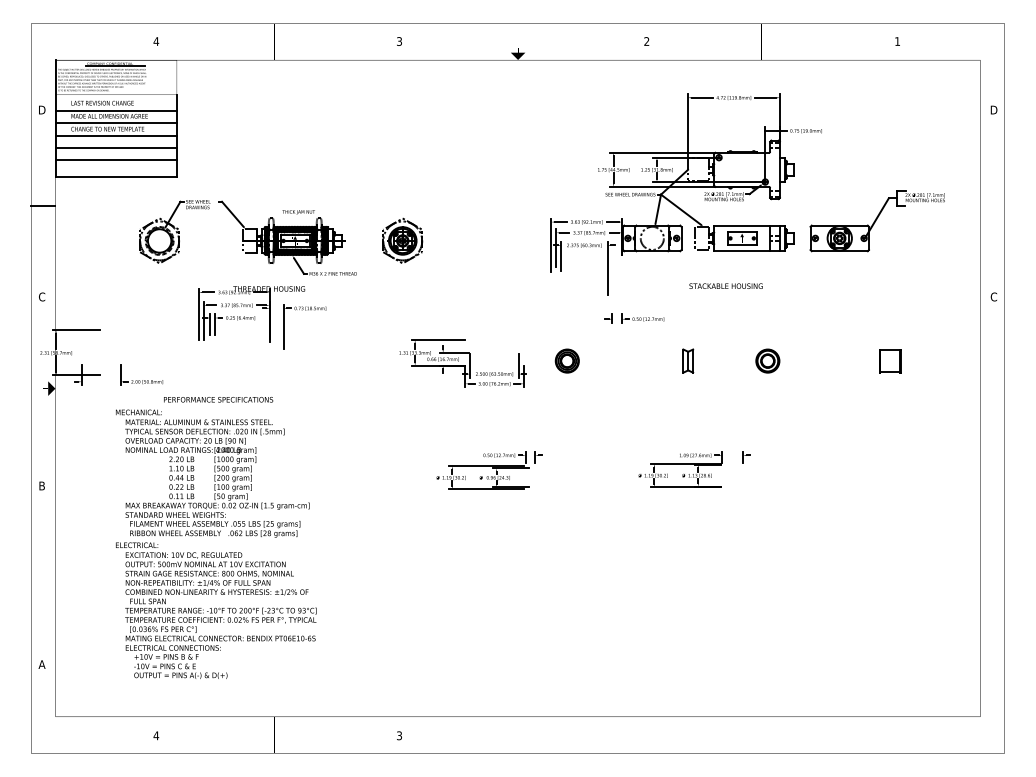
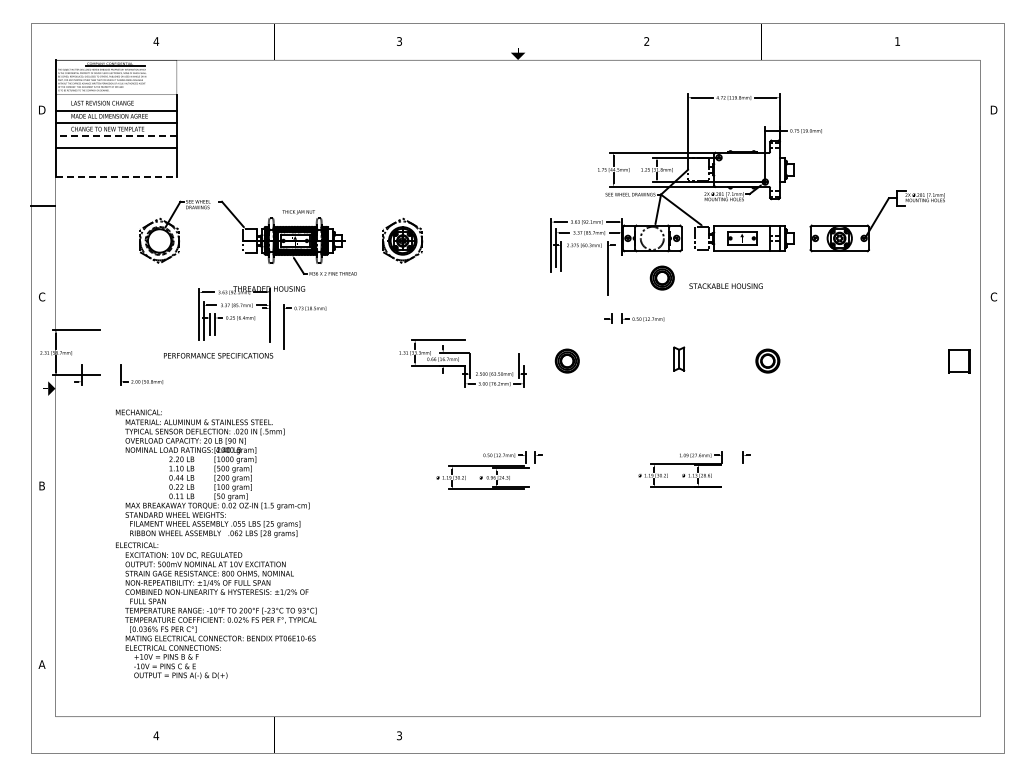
line: solid -> dashed (116, 135)
line: present -> none (115, 160)
line: solid -> dashed (116, 176)
part: none -> present (661, 277)
part position: (688, 360) -> (679, 358) (679, 358)
part position: (890, 361) -> (959, 361) (959, 361)
text position: (218, 399) -> (218, 355) (218, 355)
